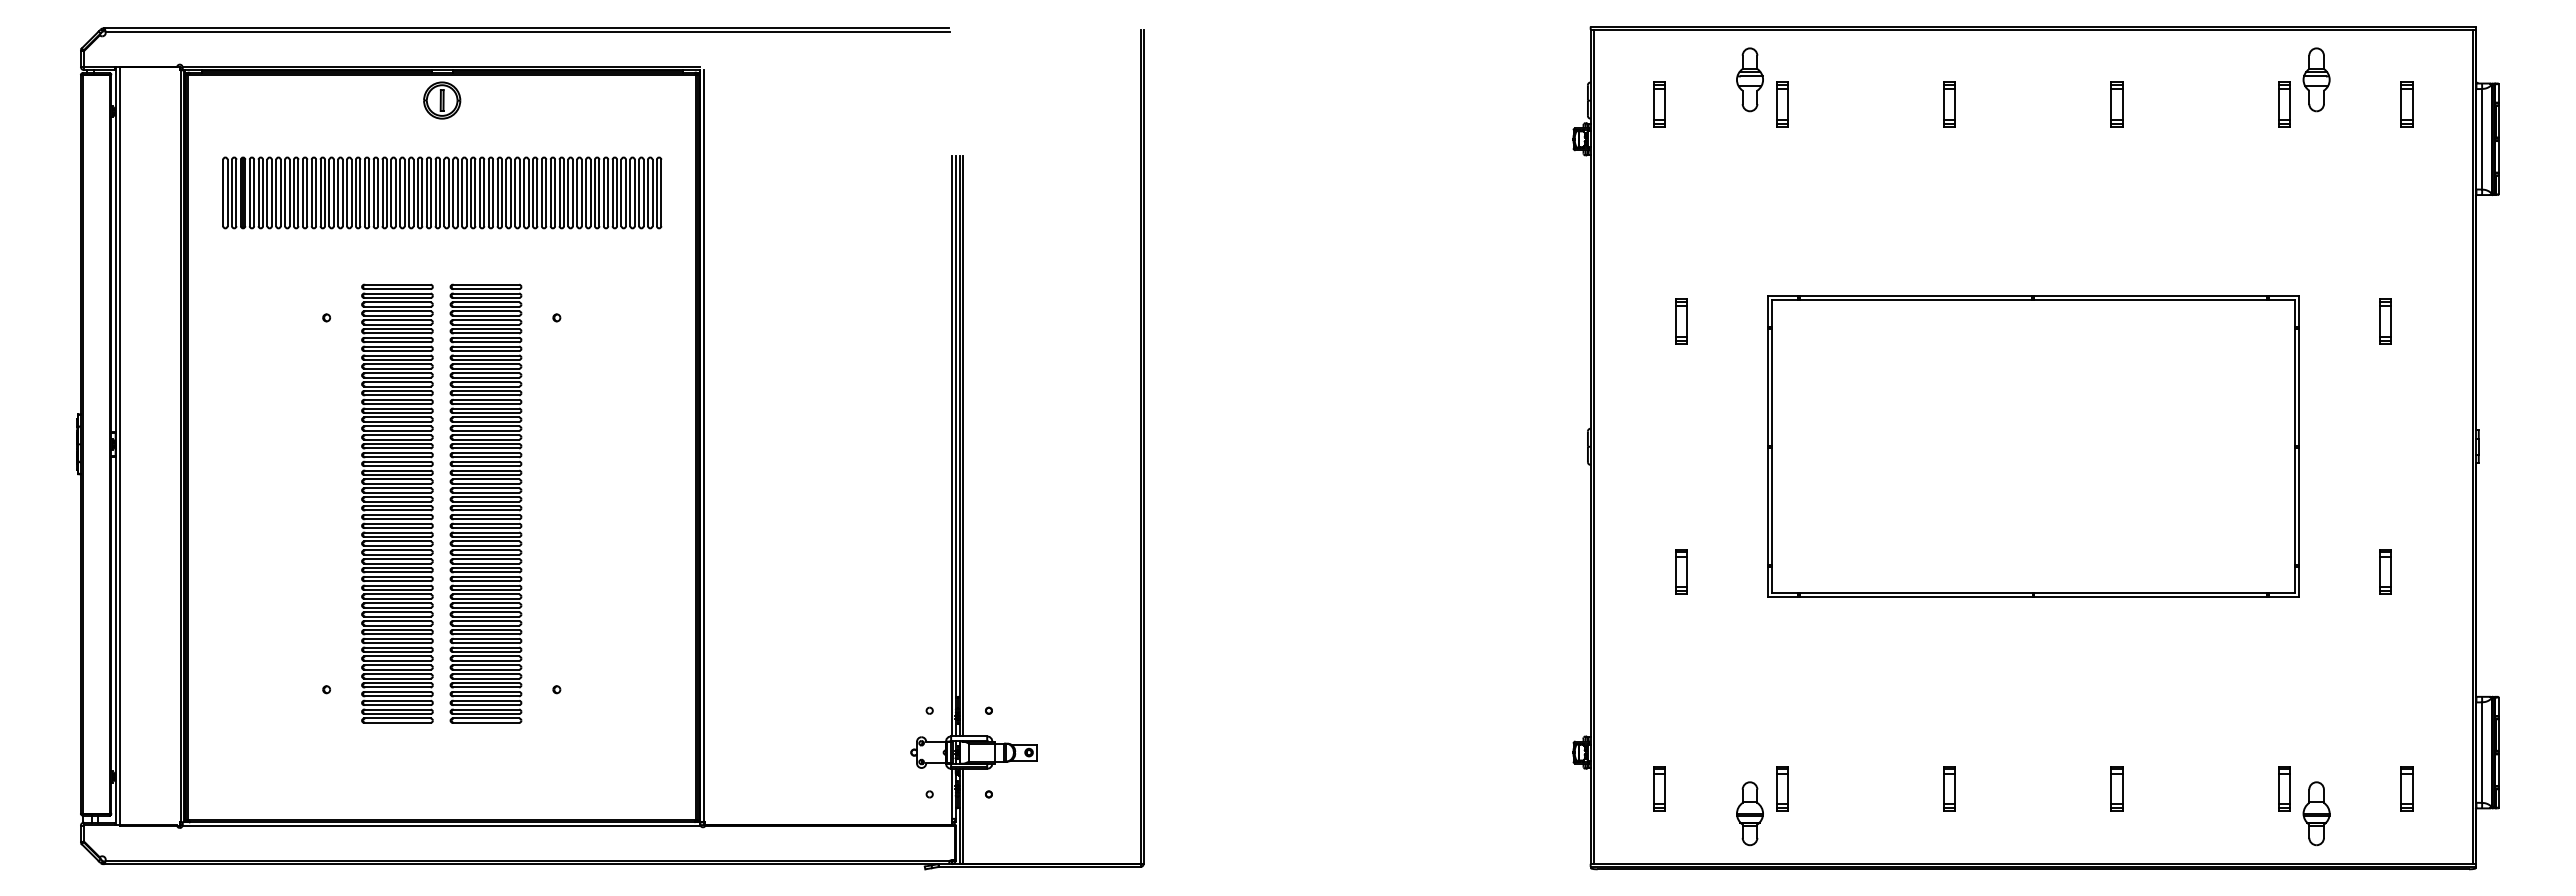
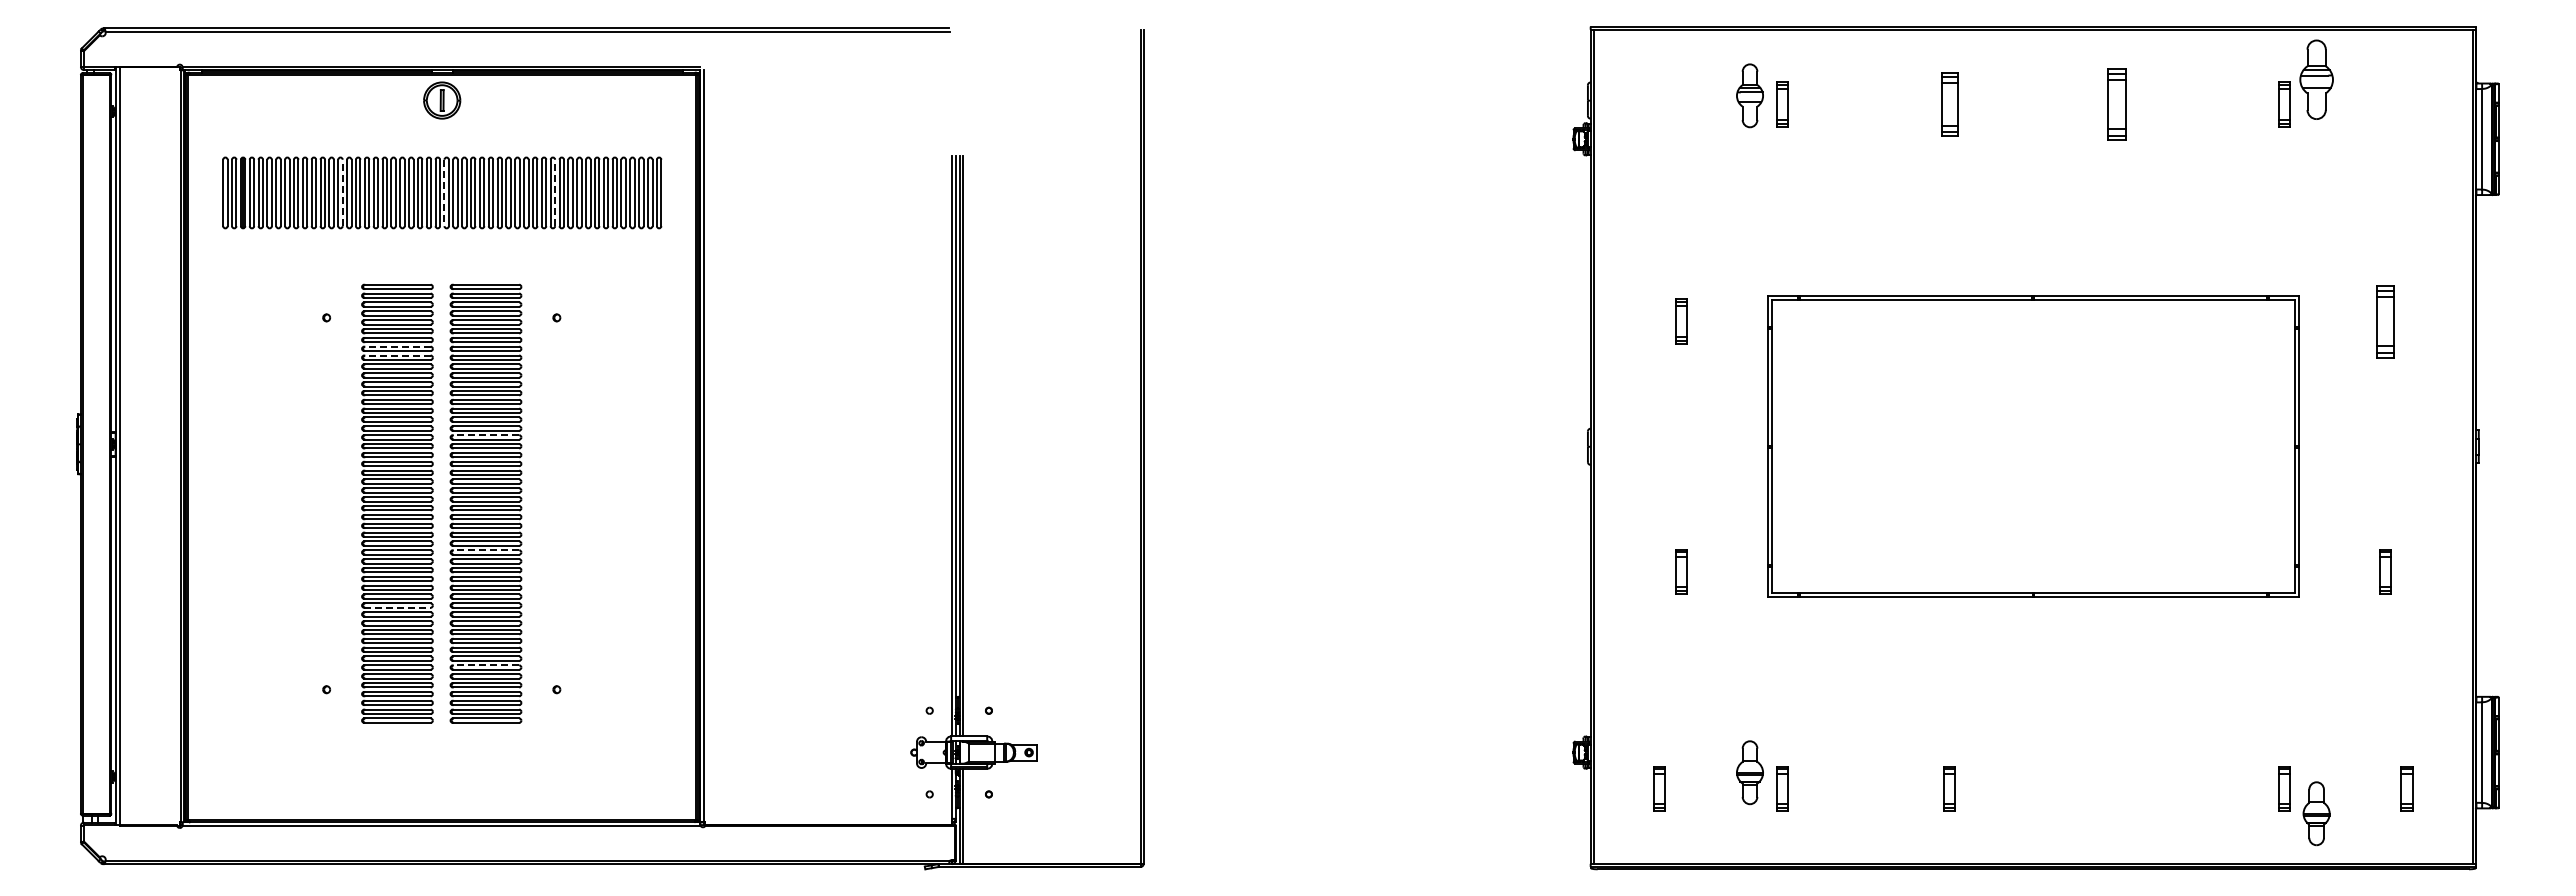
part position: (1749, 79) -> (1749, 95) (1749, 95)
part size: 29x66 px -> 35x81 px (2316, 79)
part: present -> none (1659, 104)
part size: 13x47 px -> 18x65 px (1949, 104)
part size: 14x47 px -> 20x73 px (2116, 104)
part: present -> none (2406, 104)
line: solid -> dashed (342, 192)
line: solid -> dashed (555, 192)
line: solid -> dashed (444, 193)
part size: 13x47 px -> 19x74 px (2385, 321)
line: solid -> dashed (396, 346)
line: solid -> dashed (396, 355)
line: solid -> dashed (485, 435)
line: solid -> dashed (485, 550)
line: solid -> dashed (397, 607)
line: solid -> dashed (485, 665)
part: present -> none (2116, 788)
part position: (1749, 813) -> (1749, 772) (1749, 772)
